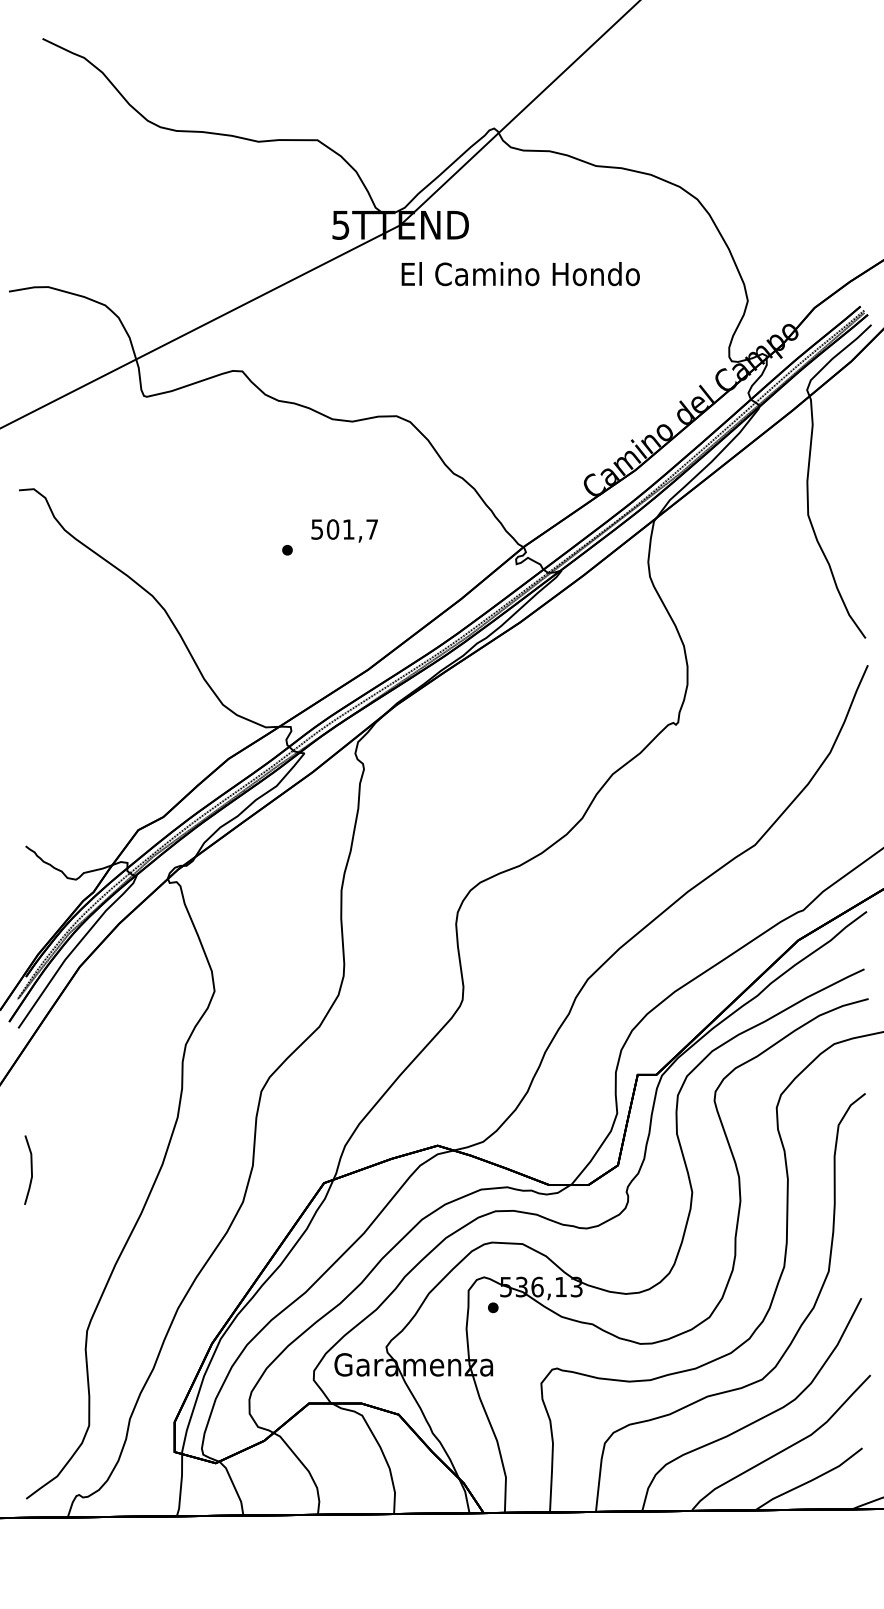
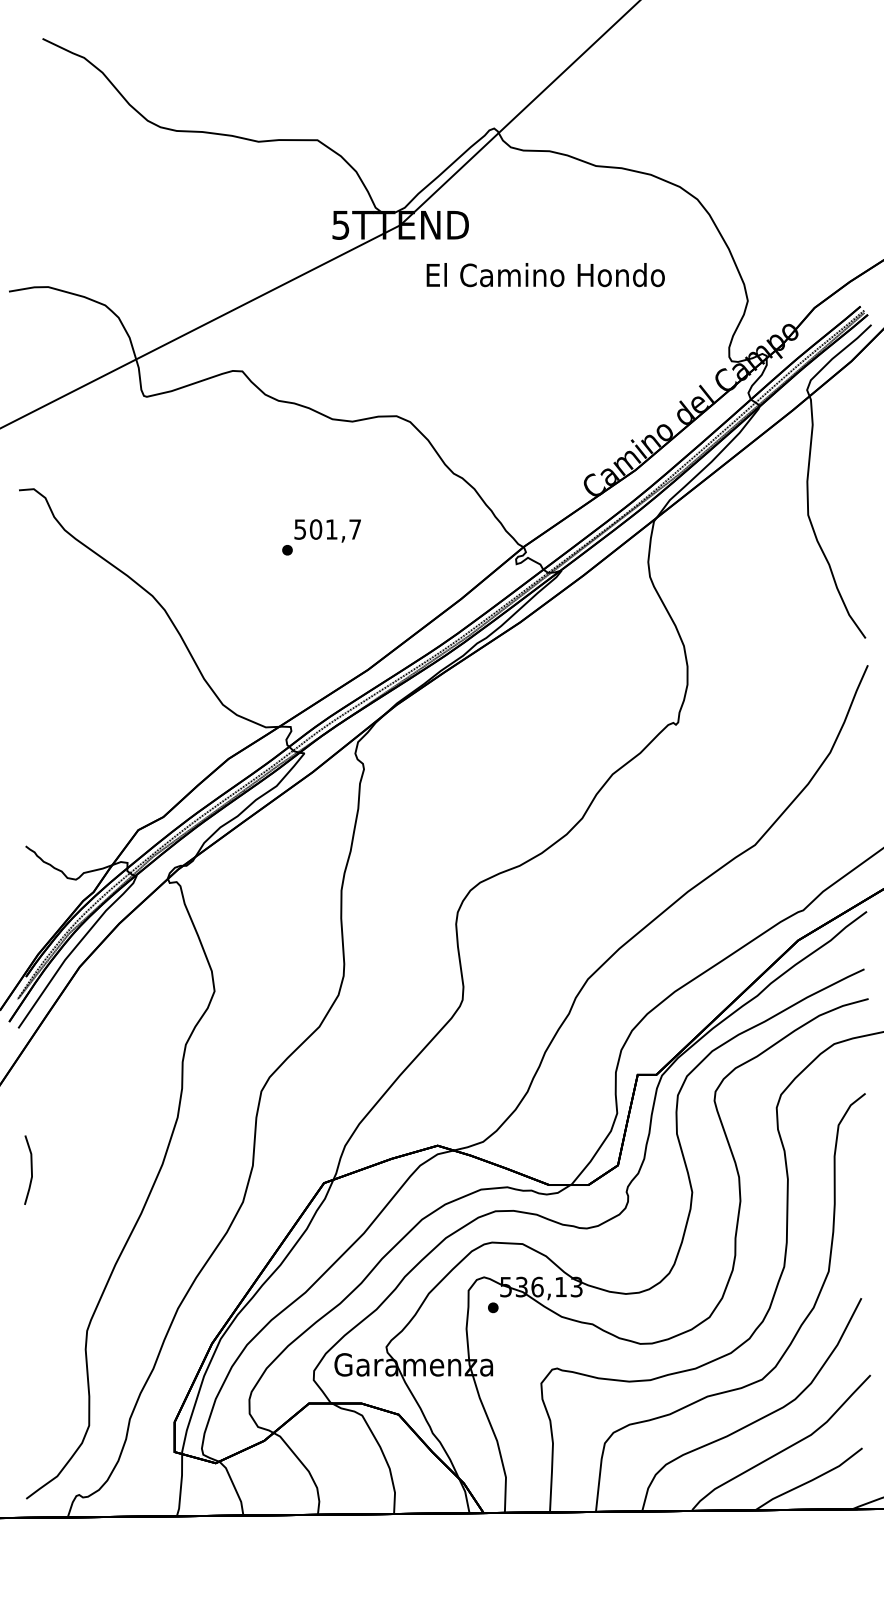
text position: (520, 274) -> (545, 275) (545, 275)
text position: (344, 530) -> (327, 530) (327, 530)
